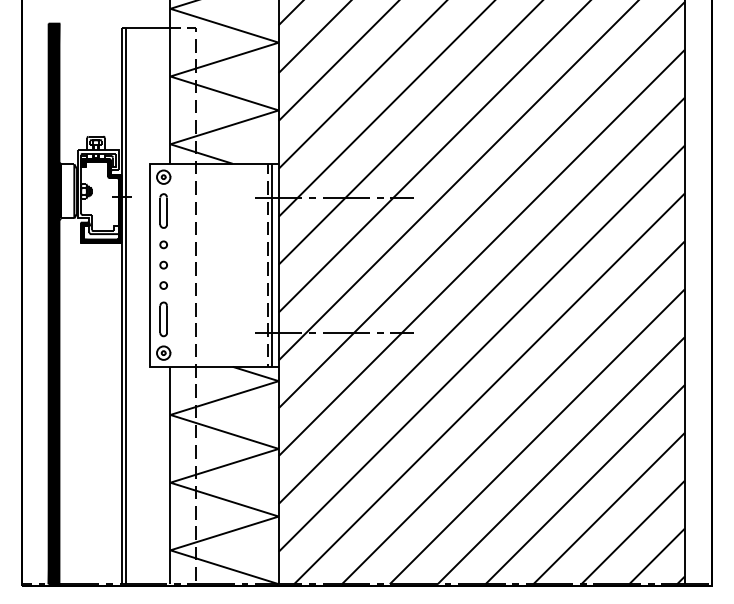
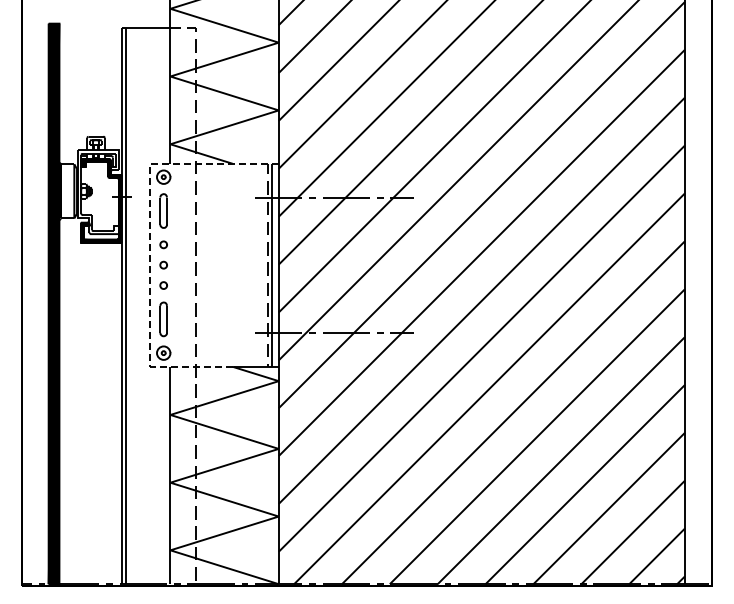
line: solid -> dashed (150, 243)
